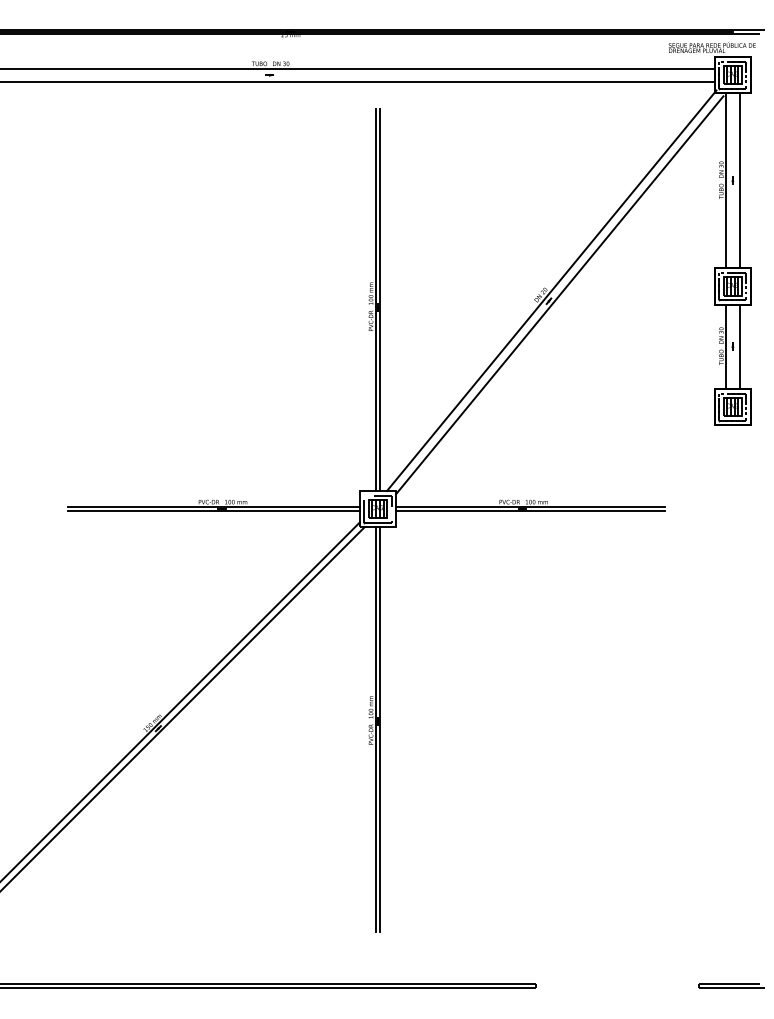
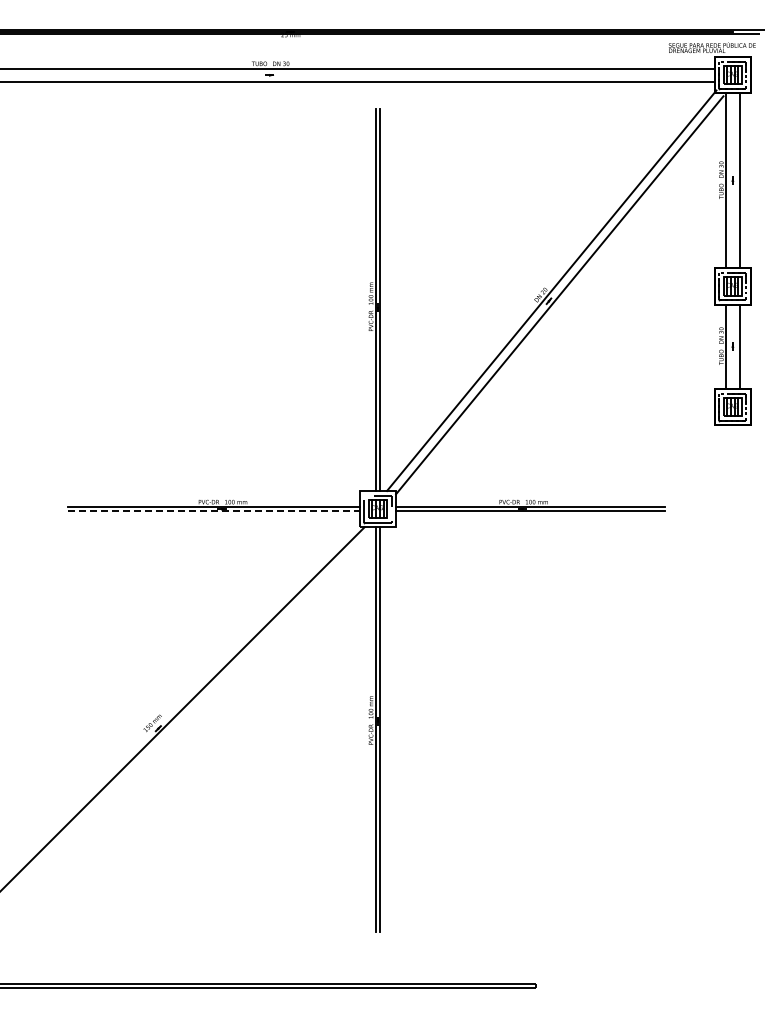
line: solid -> dashed (214, 511)
line: present -> none (180, 701)
part: present -> none (731, 985)
